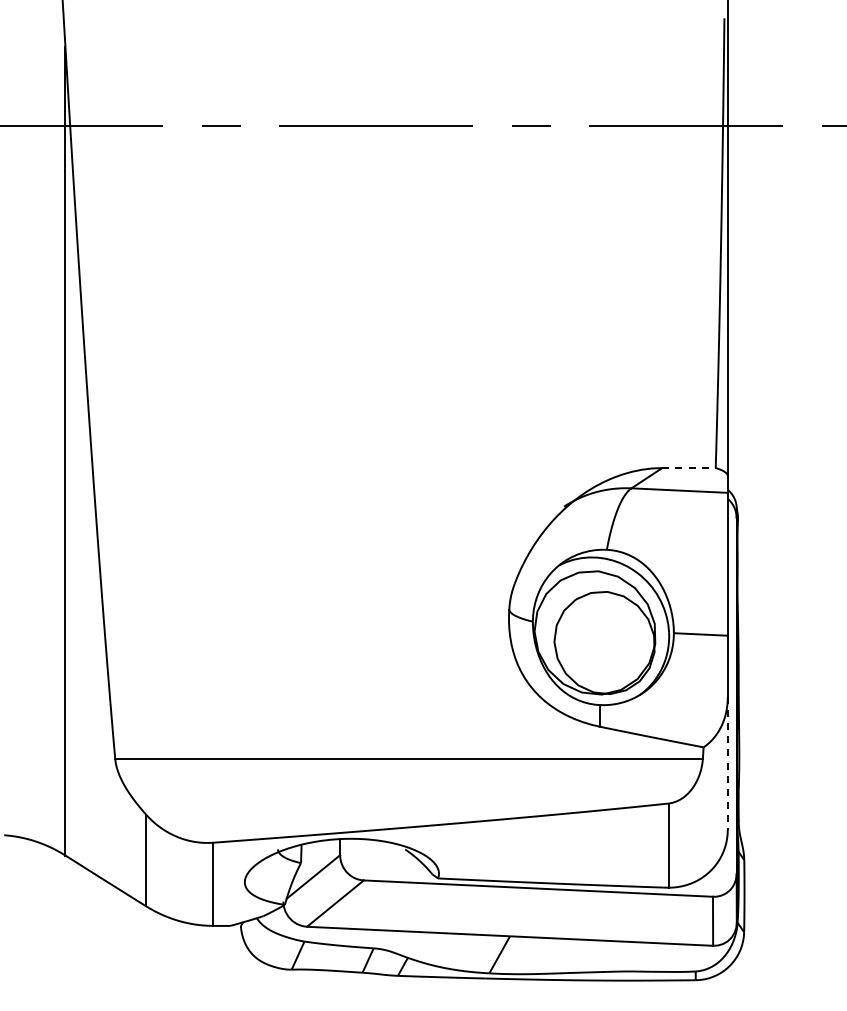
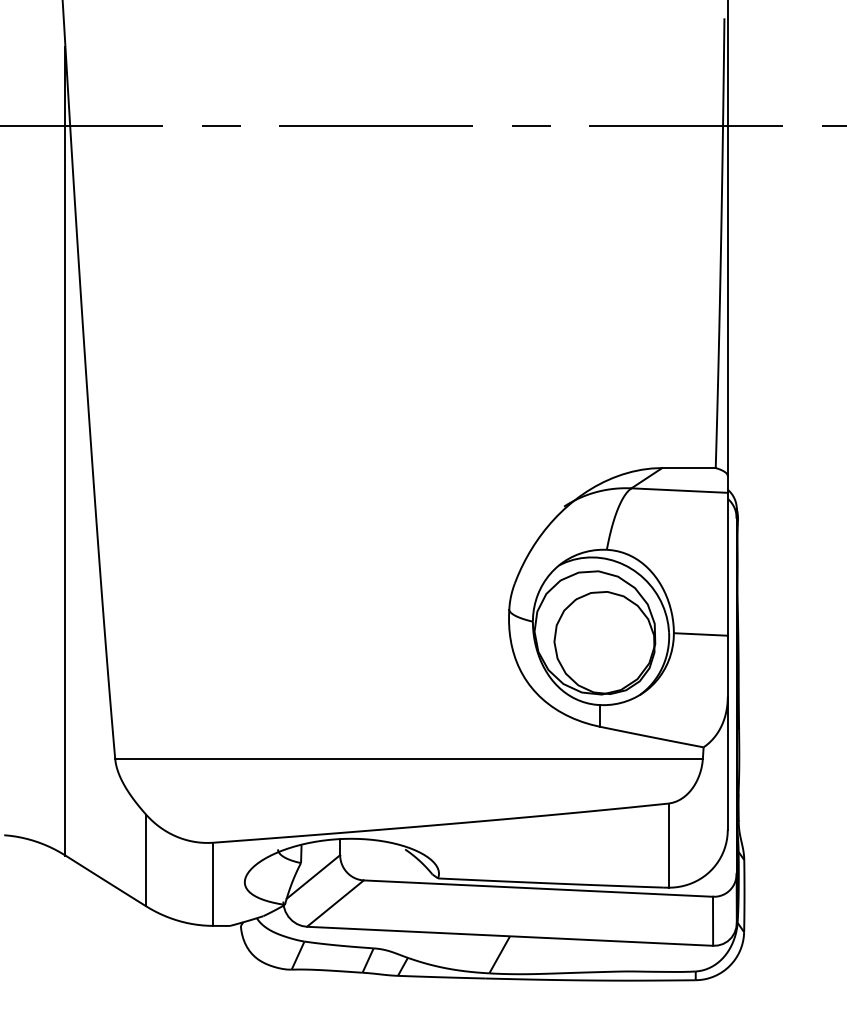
line: dashed -> solid (689, 468)
line: dashed -> solid (727, 763)
